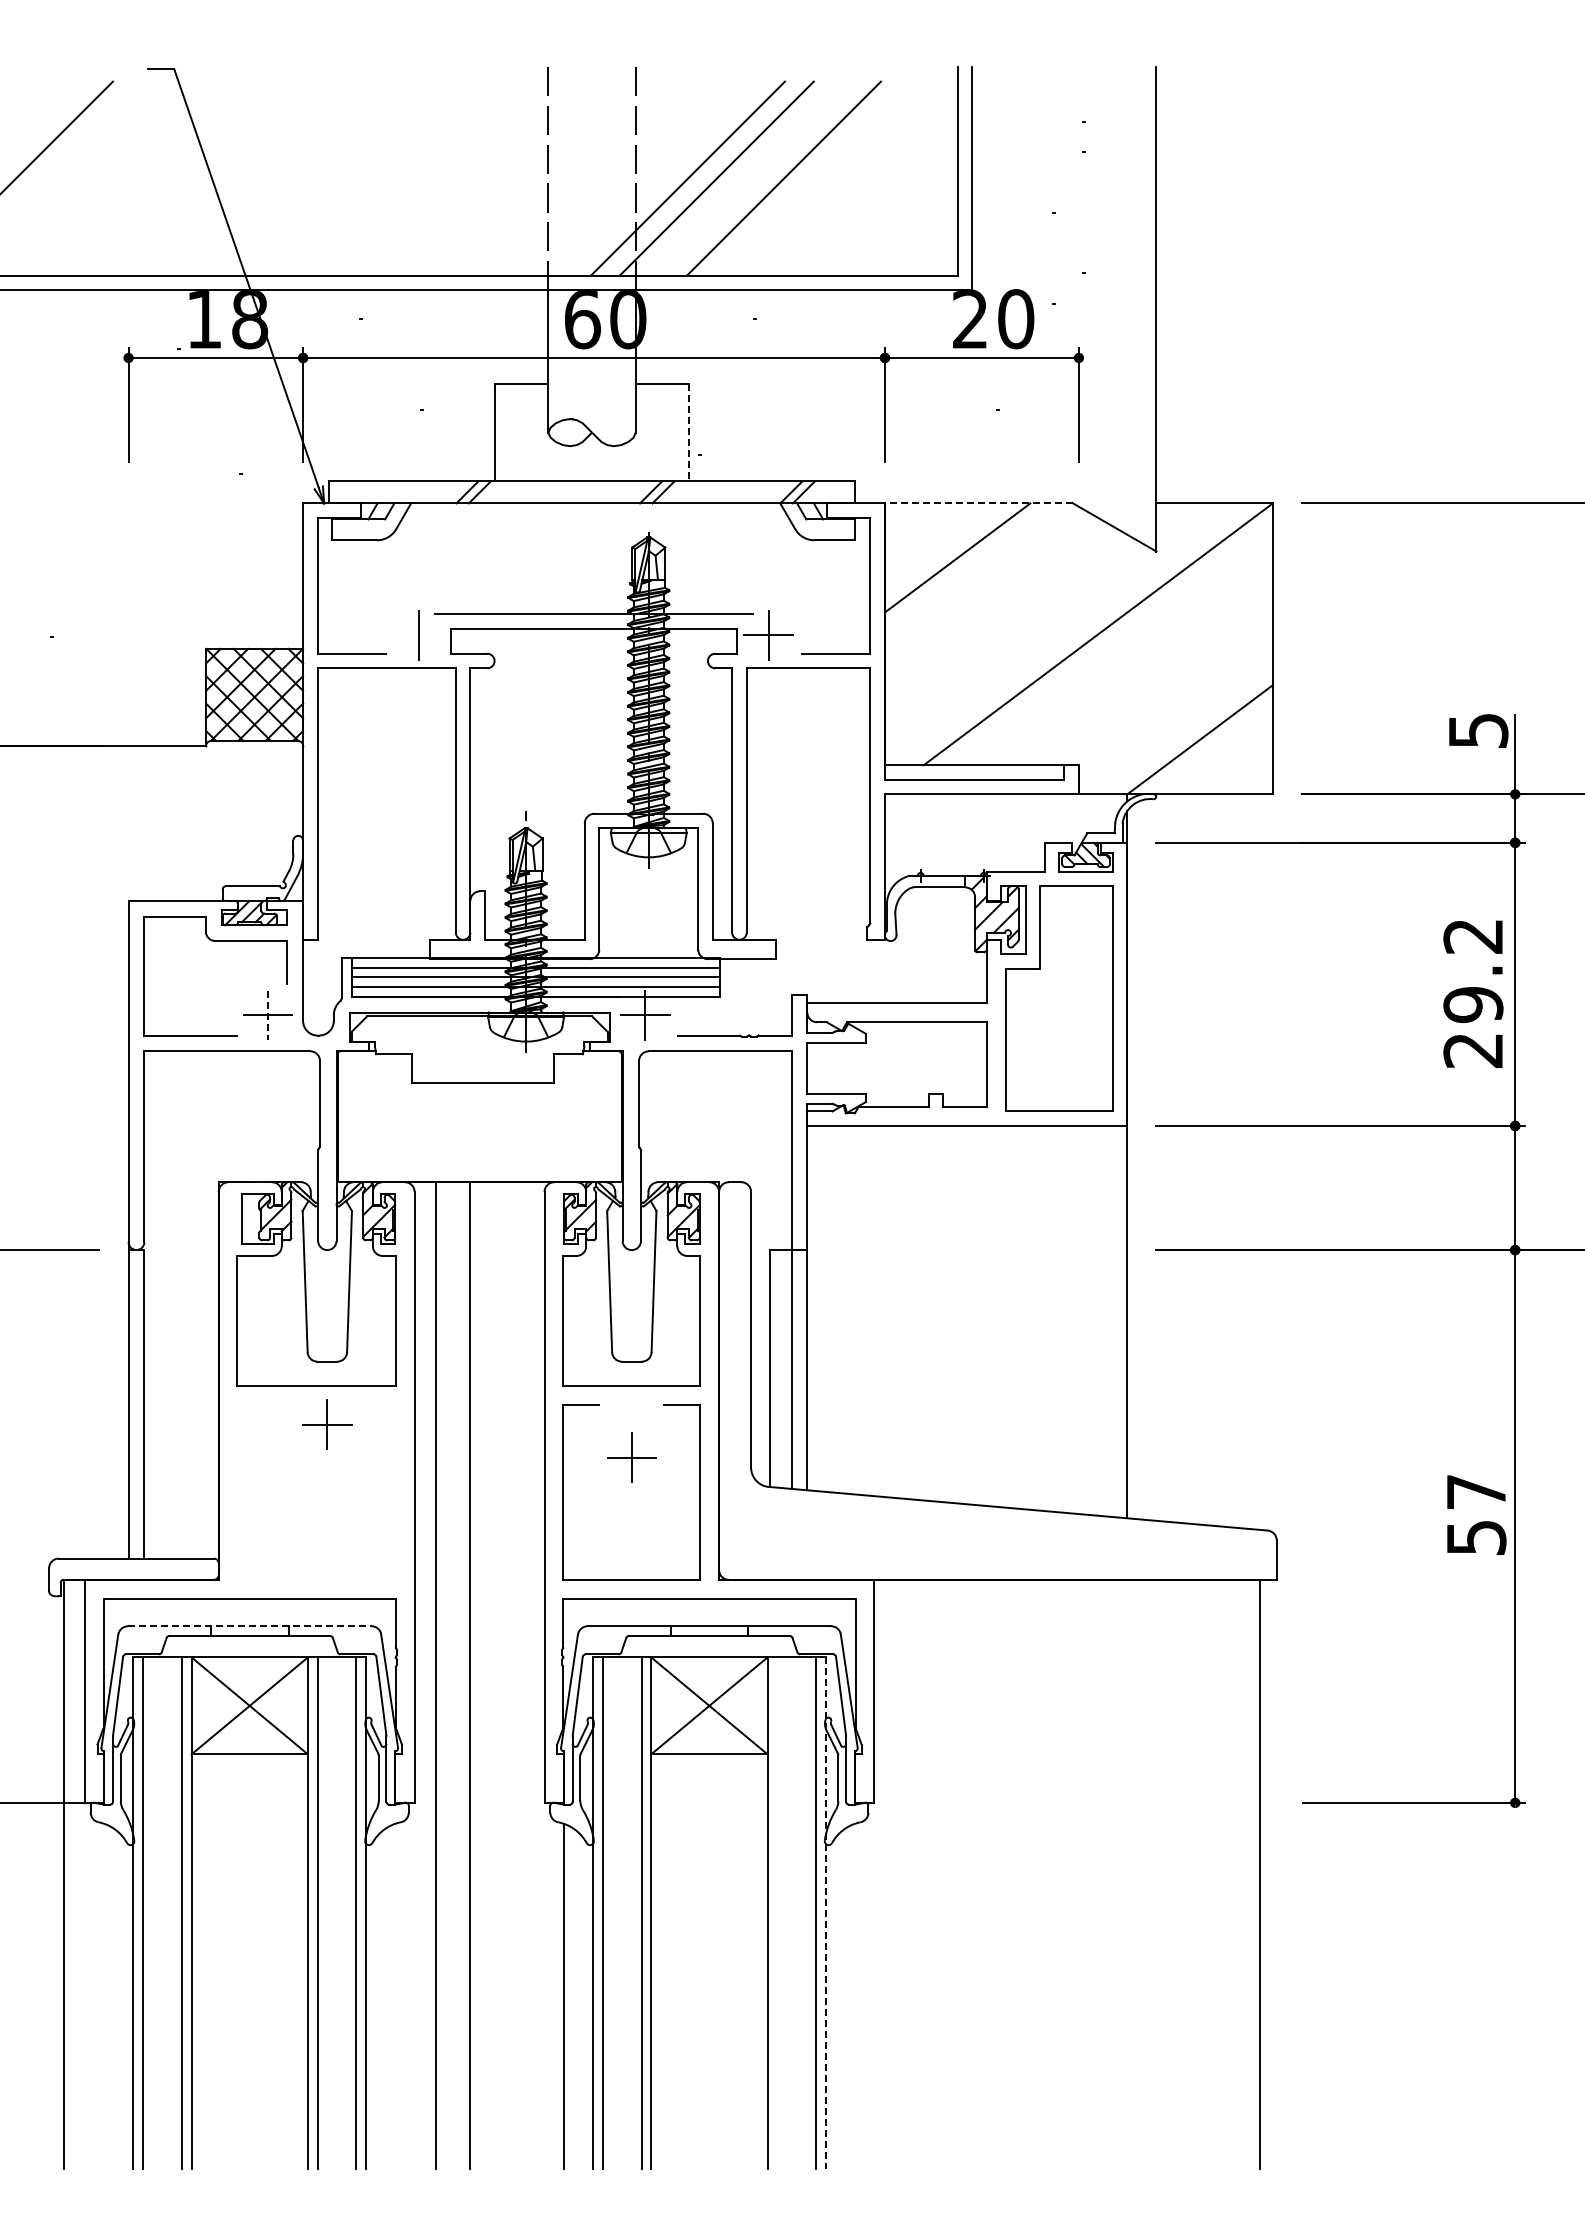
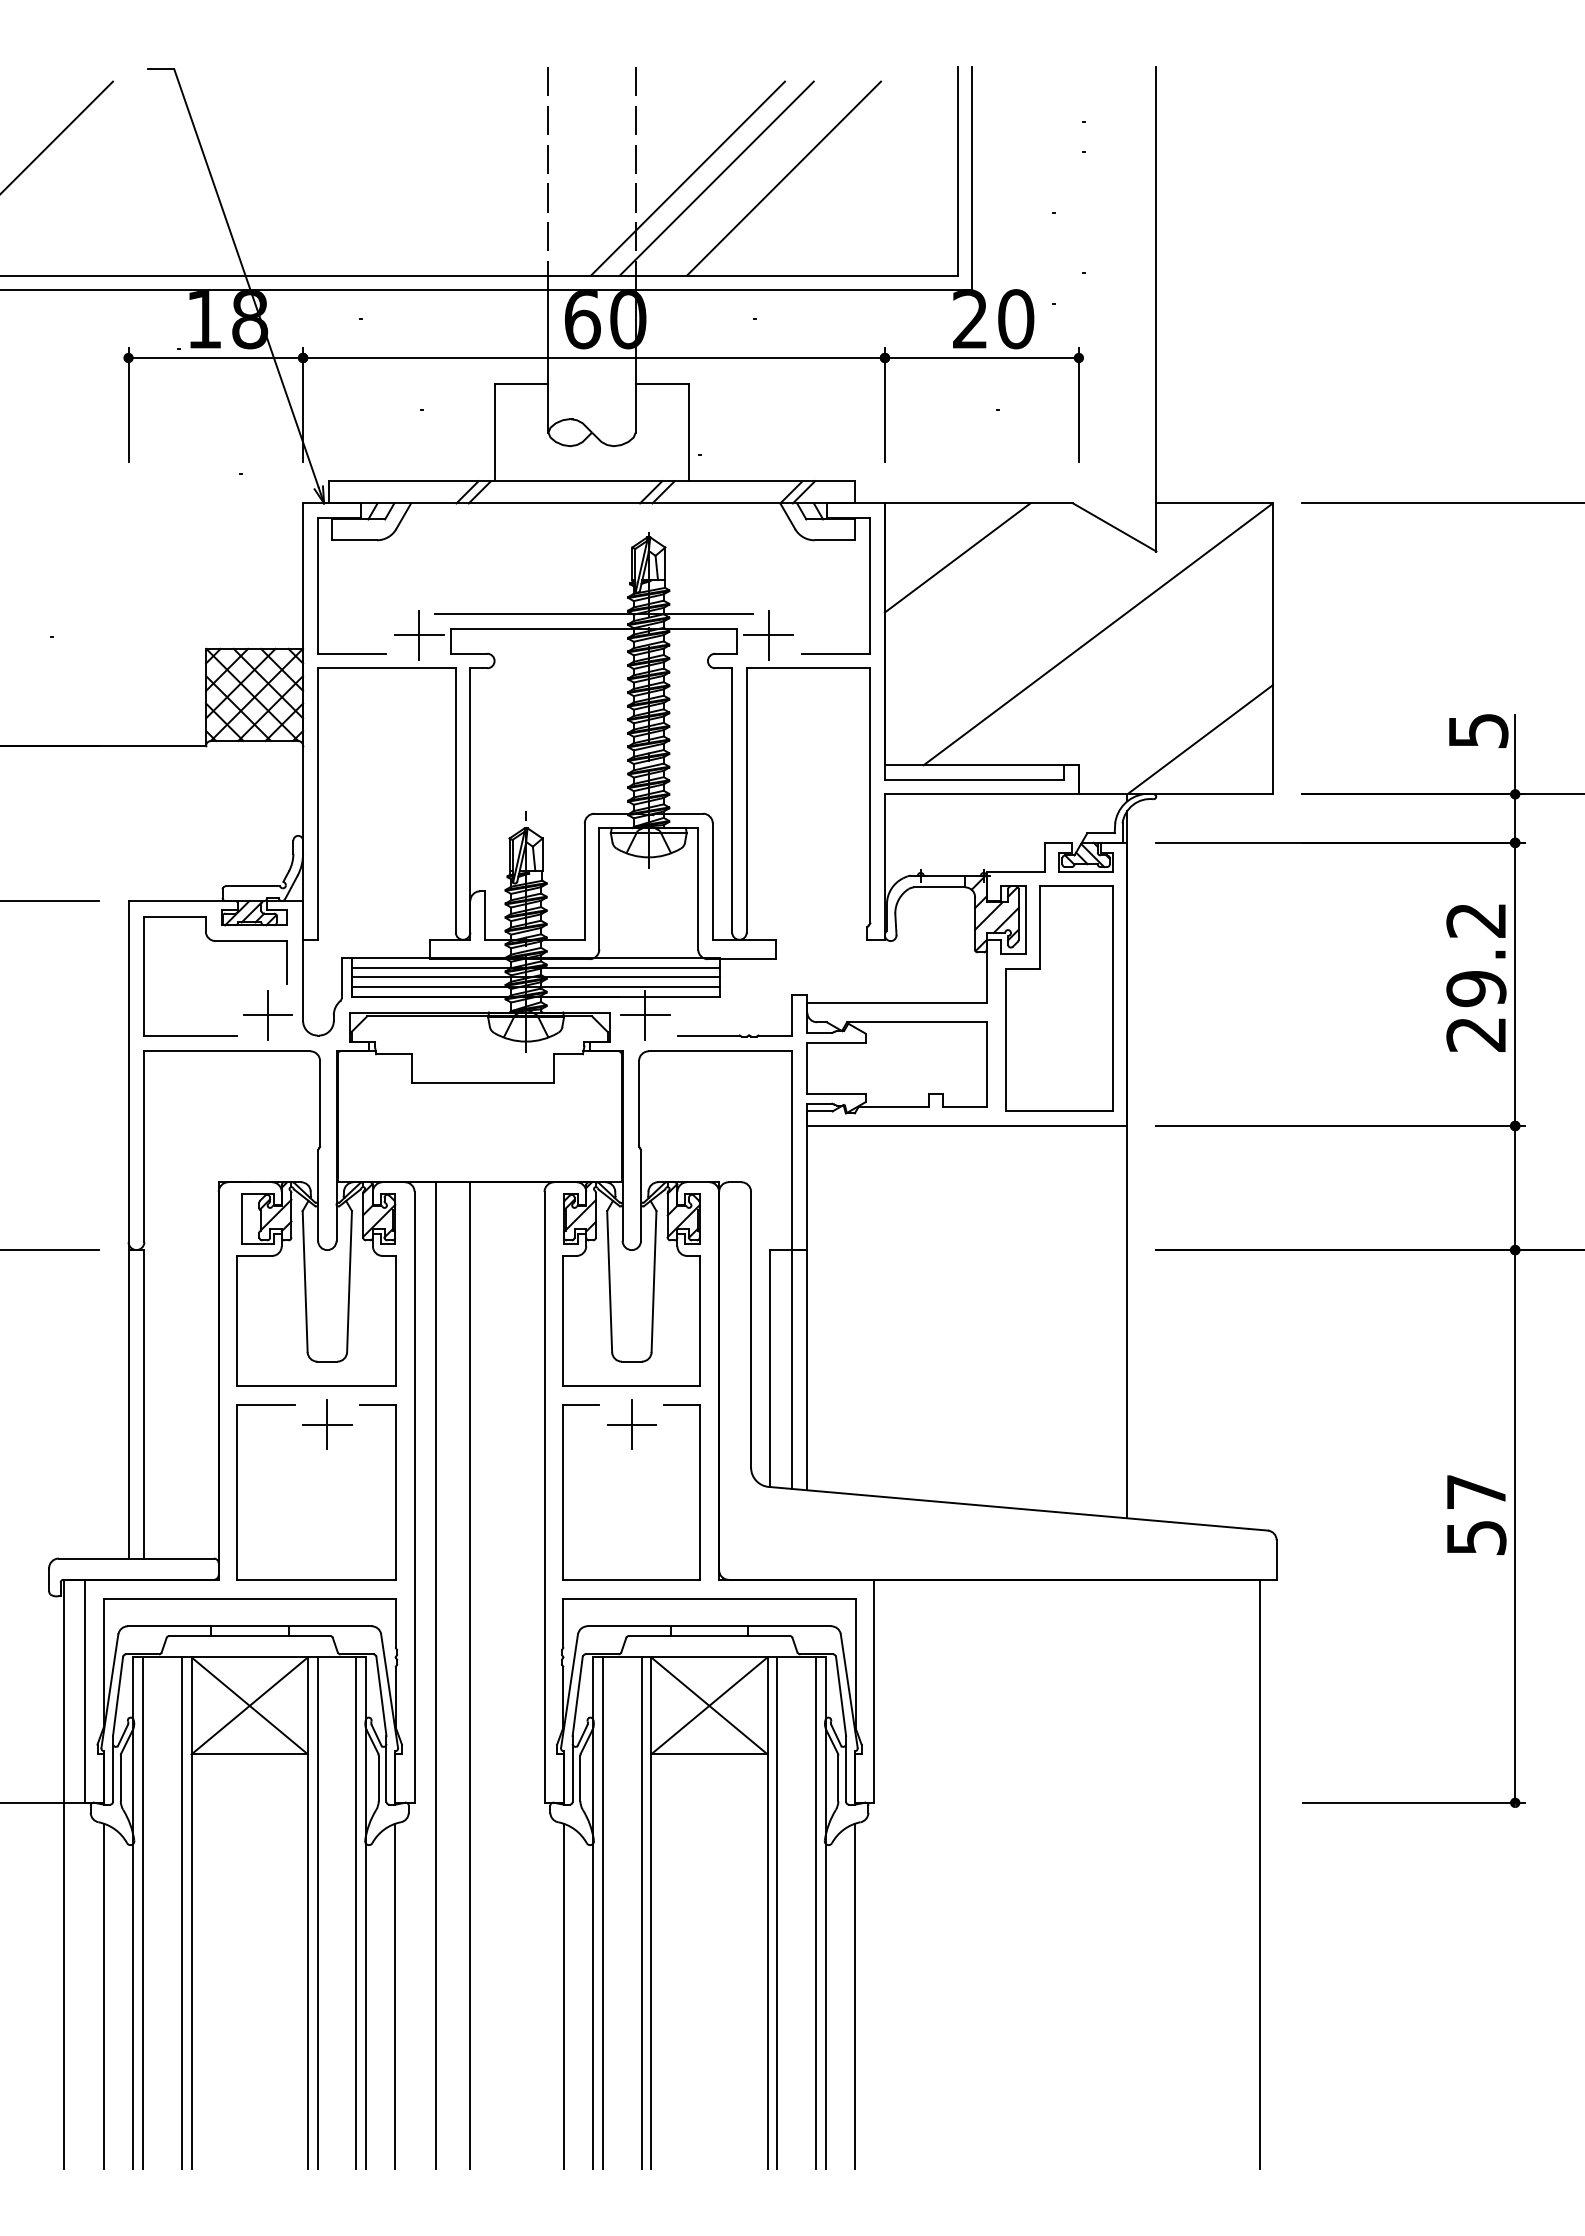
line: dashed -> solid (689, 433)
line: dashed -> solid (978, 503)
line: none -> present (419, 635)
line: none -> present (50, 901)
text position: (1473, 993) -> (1476, 977) (1476, 977)
line: dashed -> solid (268, 1015)
part position: (631, 1457) -> (631, 1424) (631, 1424)
part: none -> present (237, 1492)
line: dashed -> solid (249, 1626)
line: none -> present (777, 1912)
line: dashed -> solid (825, 1913)
line: none -> present (104, 1995)
line: none -> present (395, 1995)
line: none -> present (854, 1995)
